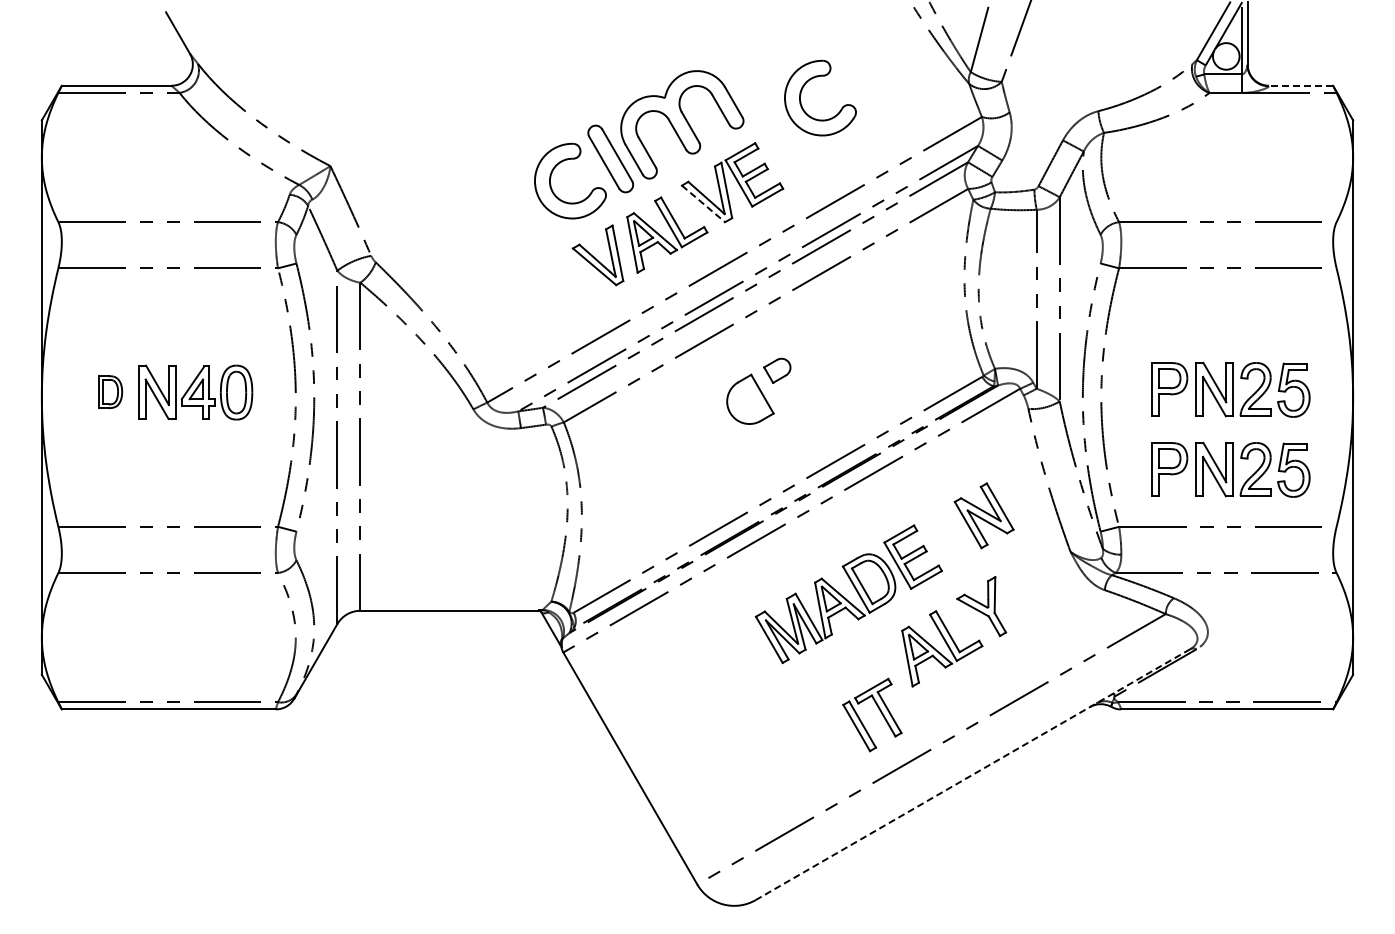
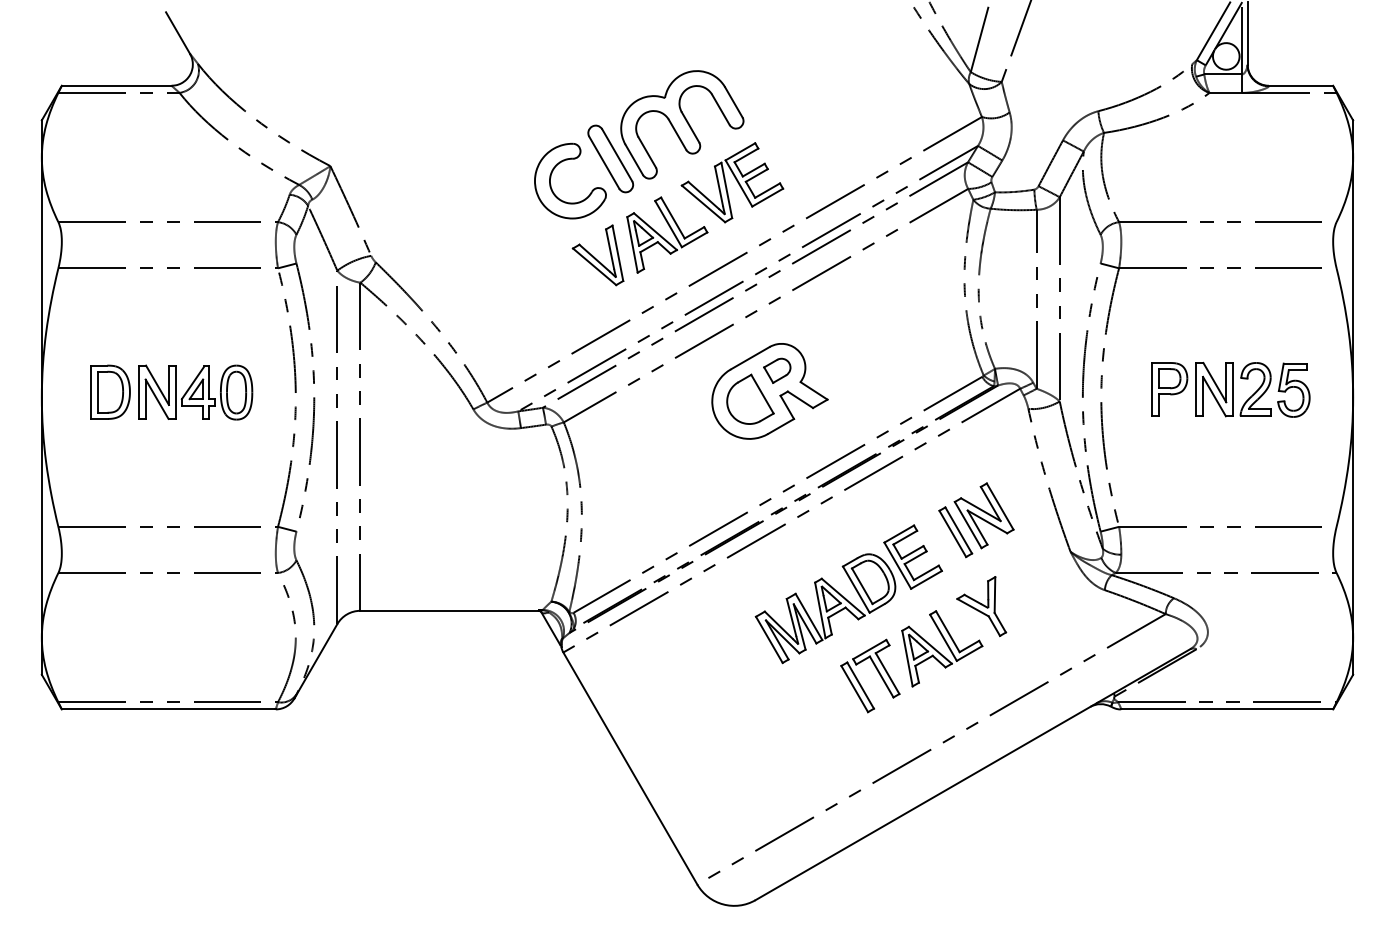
part: present -> none (805, 85)
line: dashed -> solid (1300, 85)
line: dashed -> solid (703, 204)
part size: 26x34 px -> 41x56 px (110, 391)
part: none -> present (769, 391)
part: present -> none (1230, 469)
part: none -> present (955, 532)
part position: (878, 709) -> (876, 670) (876, 670)
line: dashed -> solid (972, 774)
